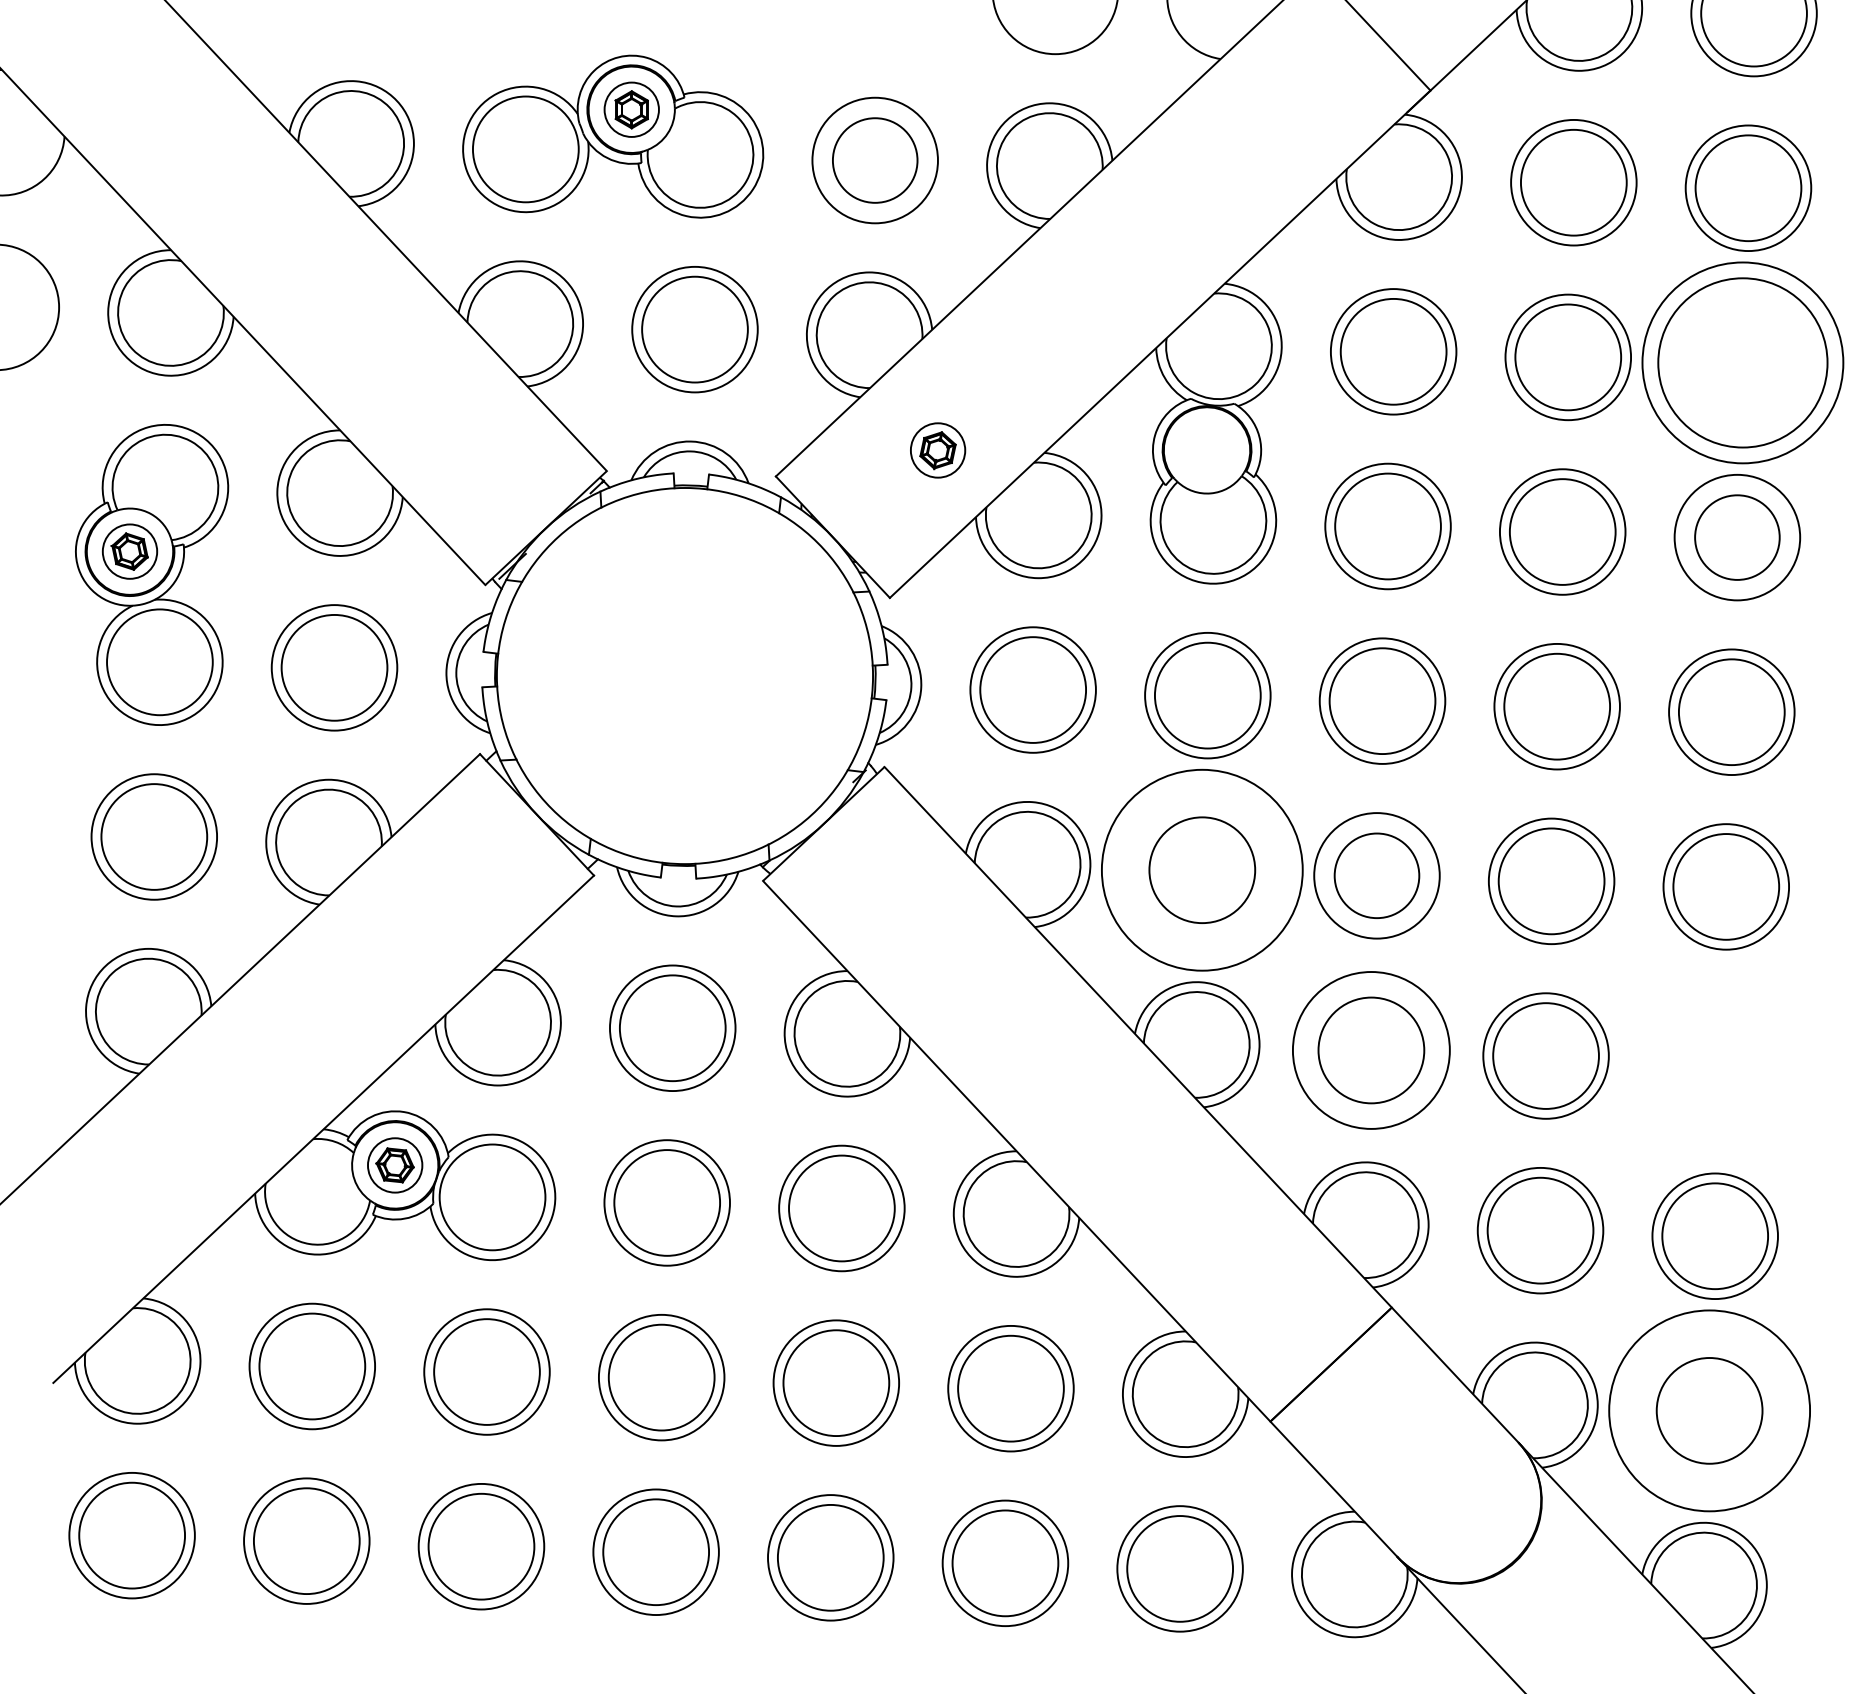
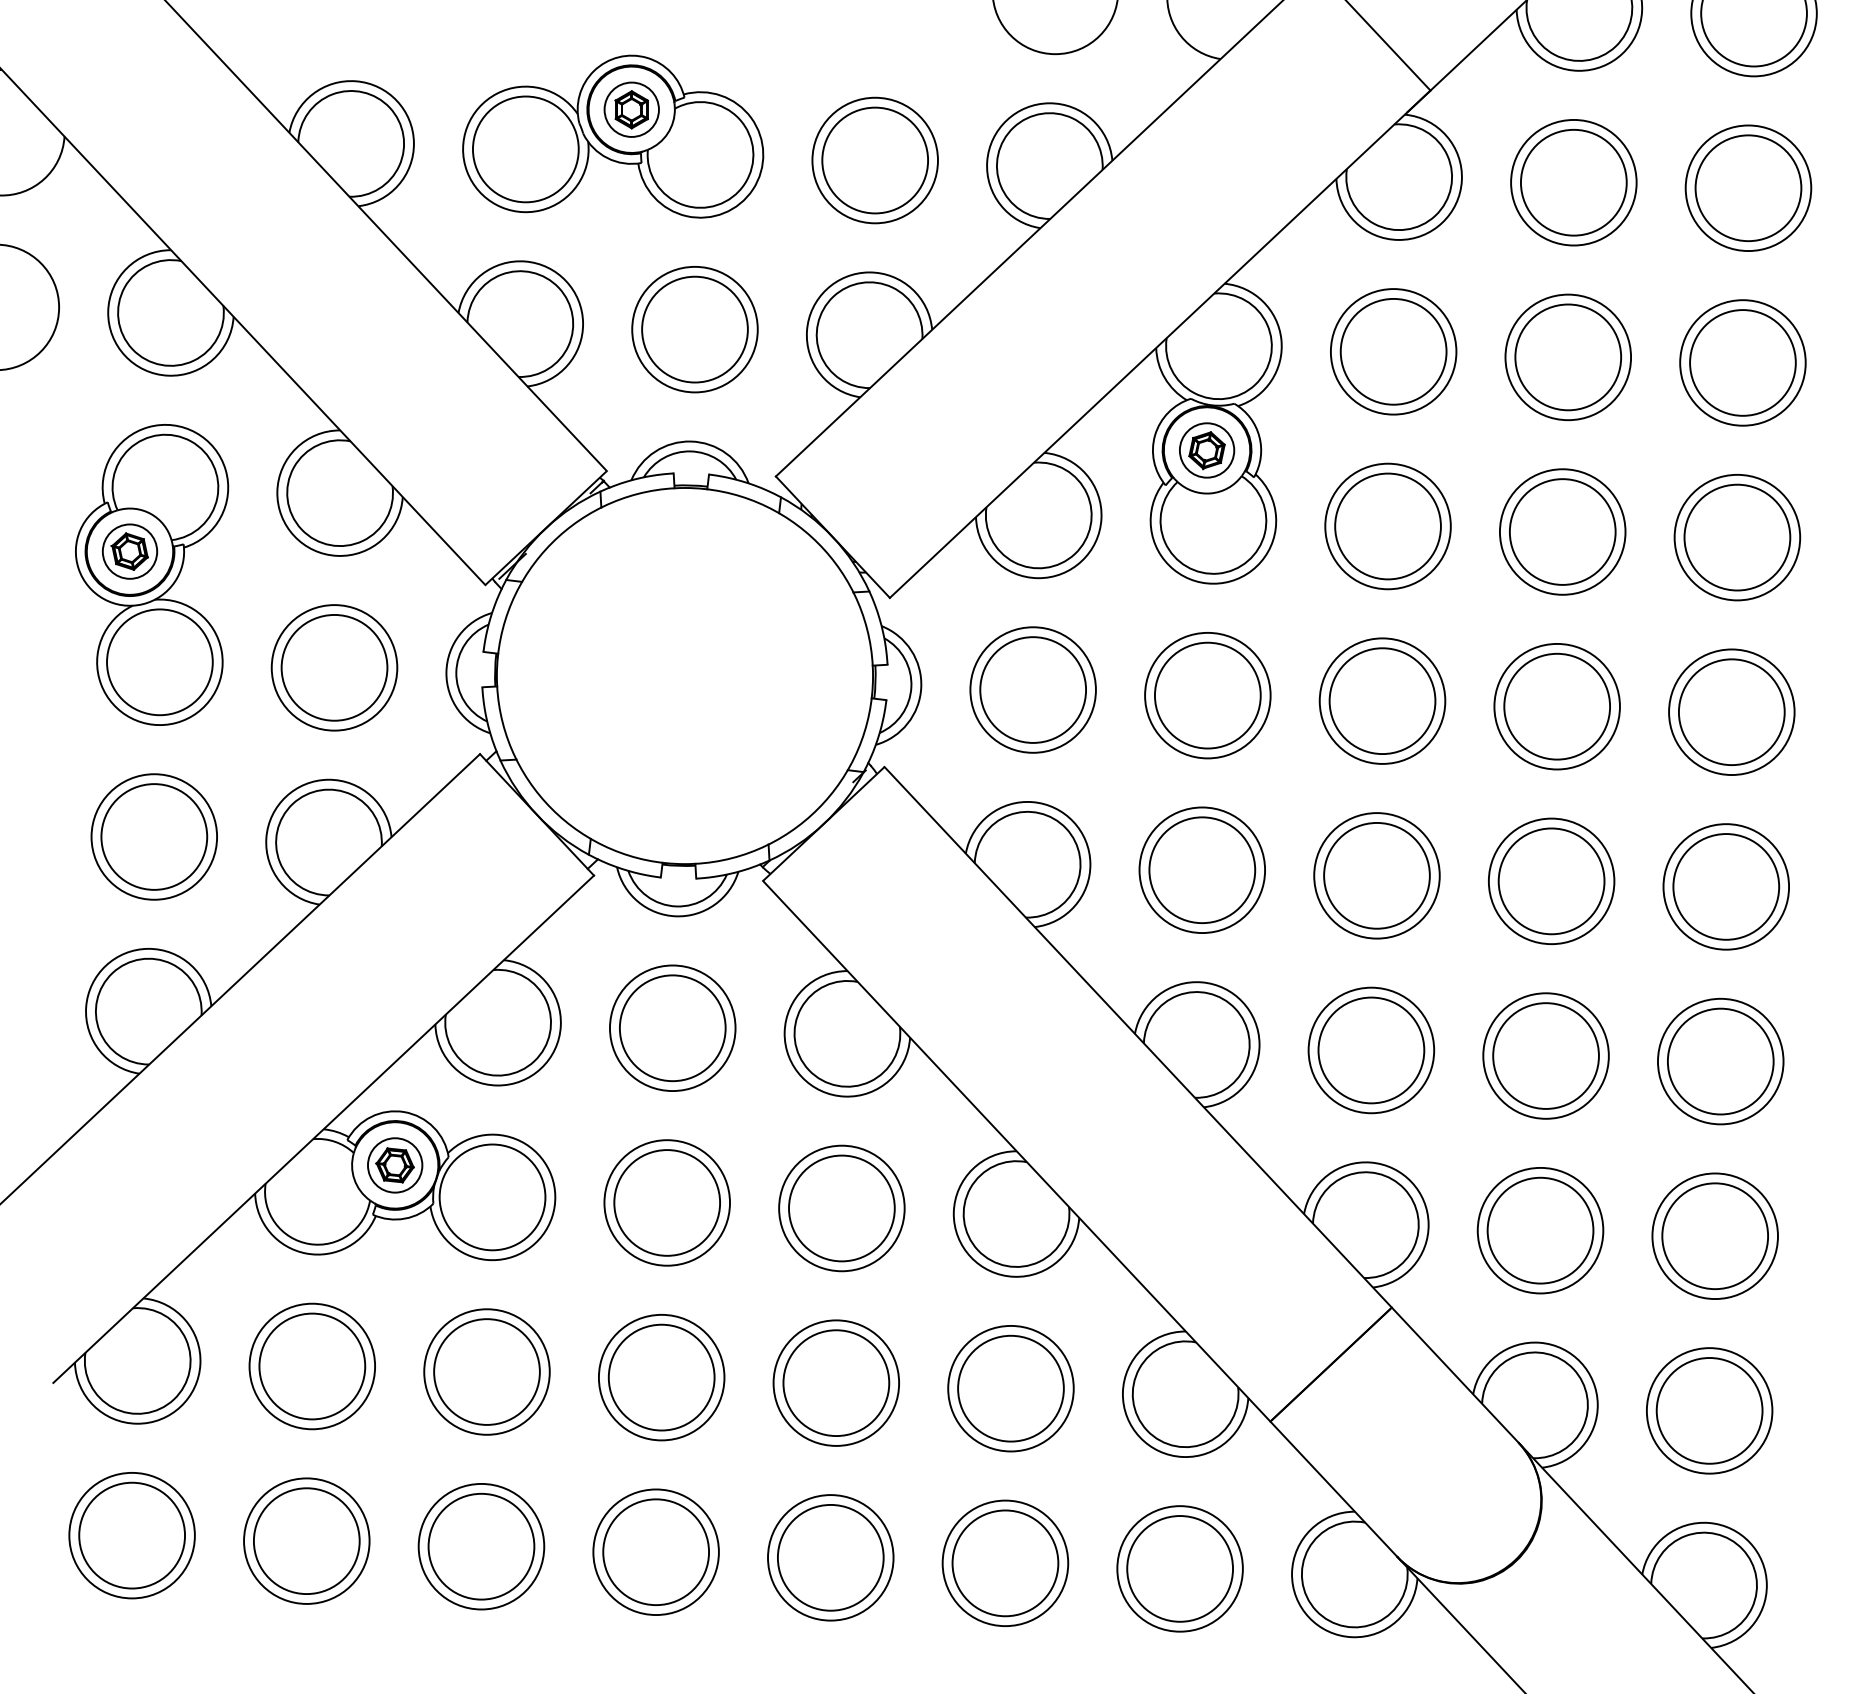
circle diameter: 85 px -> 106 px (875, 160)
part size: 204x204 px -> 128x128 px (1742, 362)
part position: (938, 450) -> (1207, 450) (1207, 450)
circle diameter: 85 px -> 106 px (1737, 537)
circle diameter: 201 px -> 126 px (1202, 870)
circle diameter: 85 px -> 106 px (1376, 875)
circle diameter: 157 px -> 126 px (1371, 1050)
part: none -> present (1720, 1061)
circle diameter: 201 px -> 126 px (1709, 1410)
